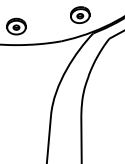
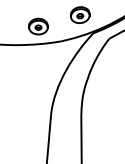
part position: (16, 26) -> (38, 26) (38, 26)
